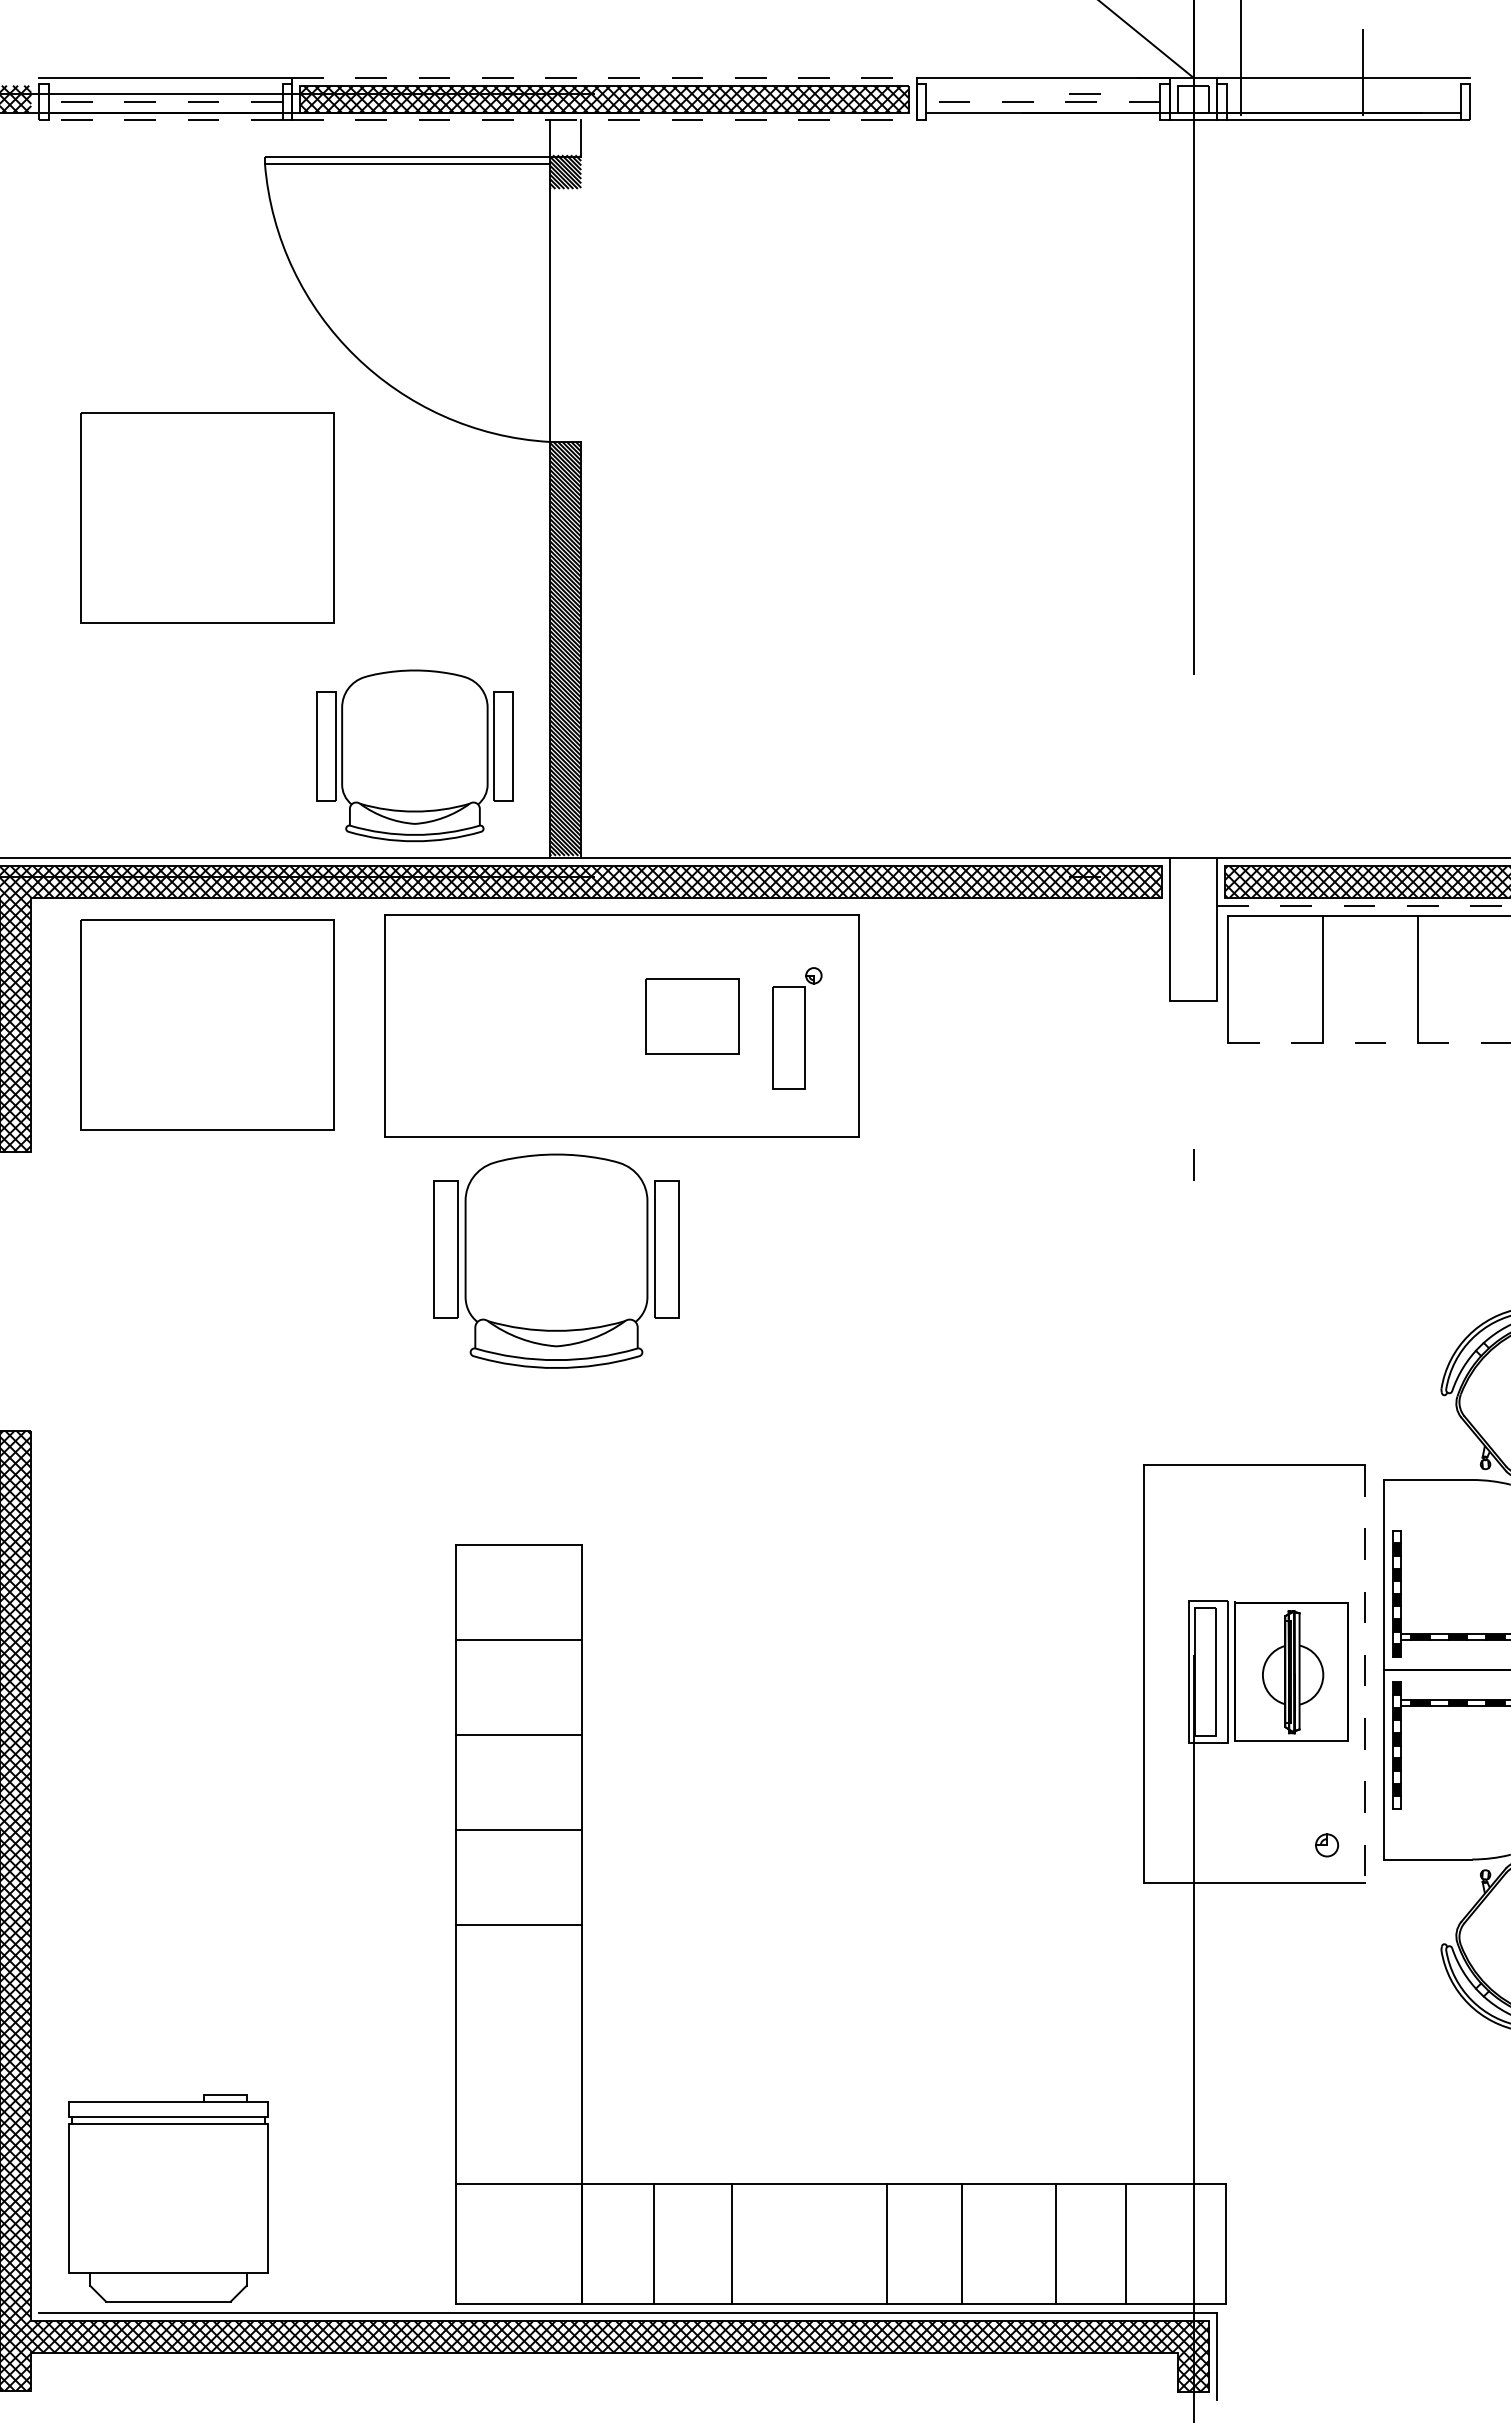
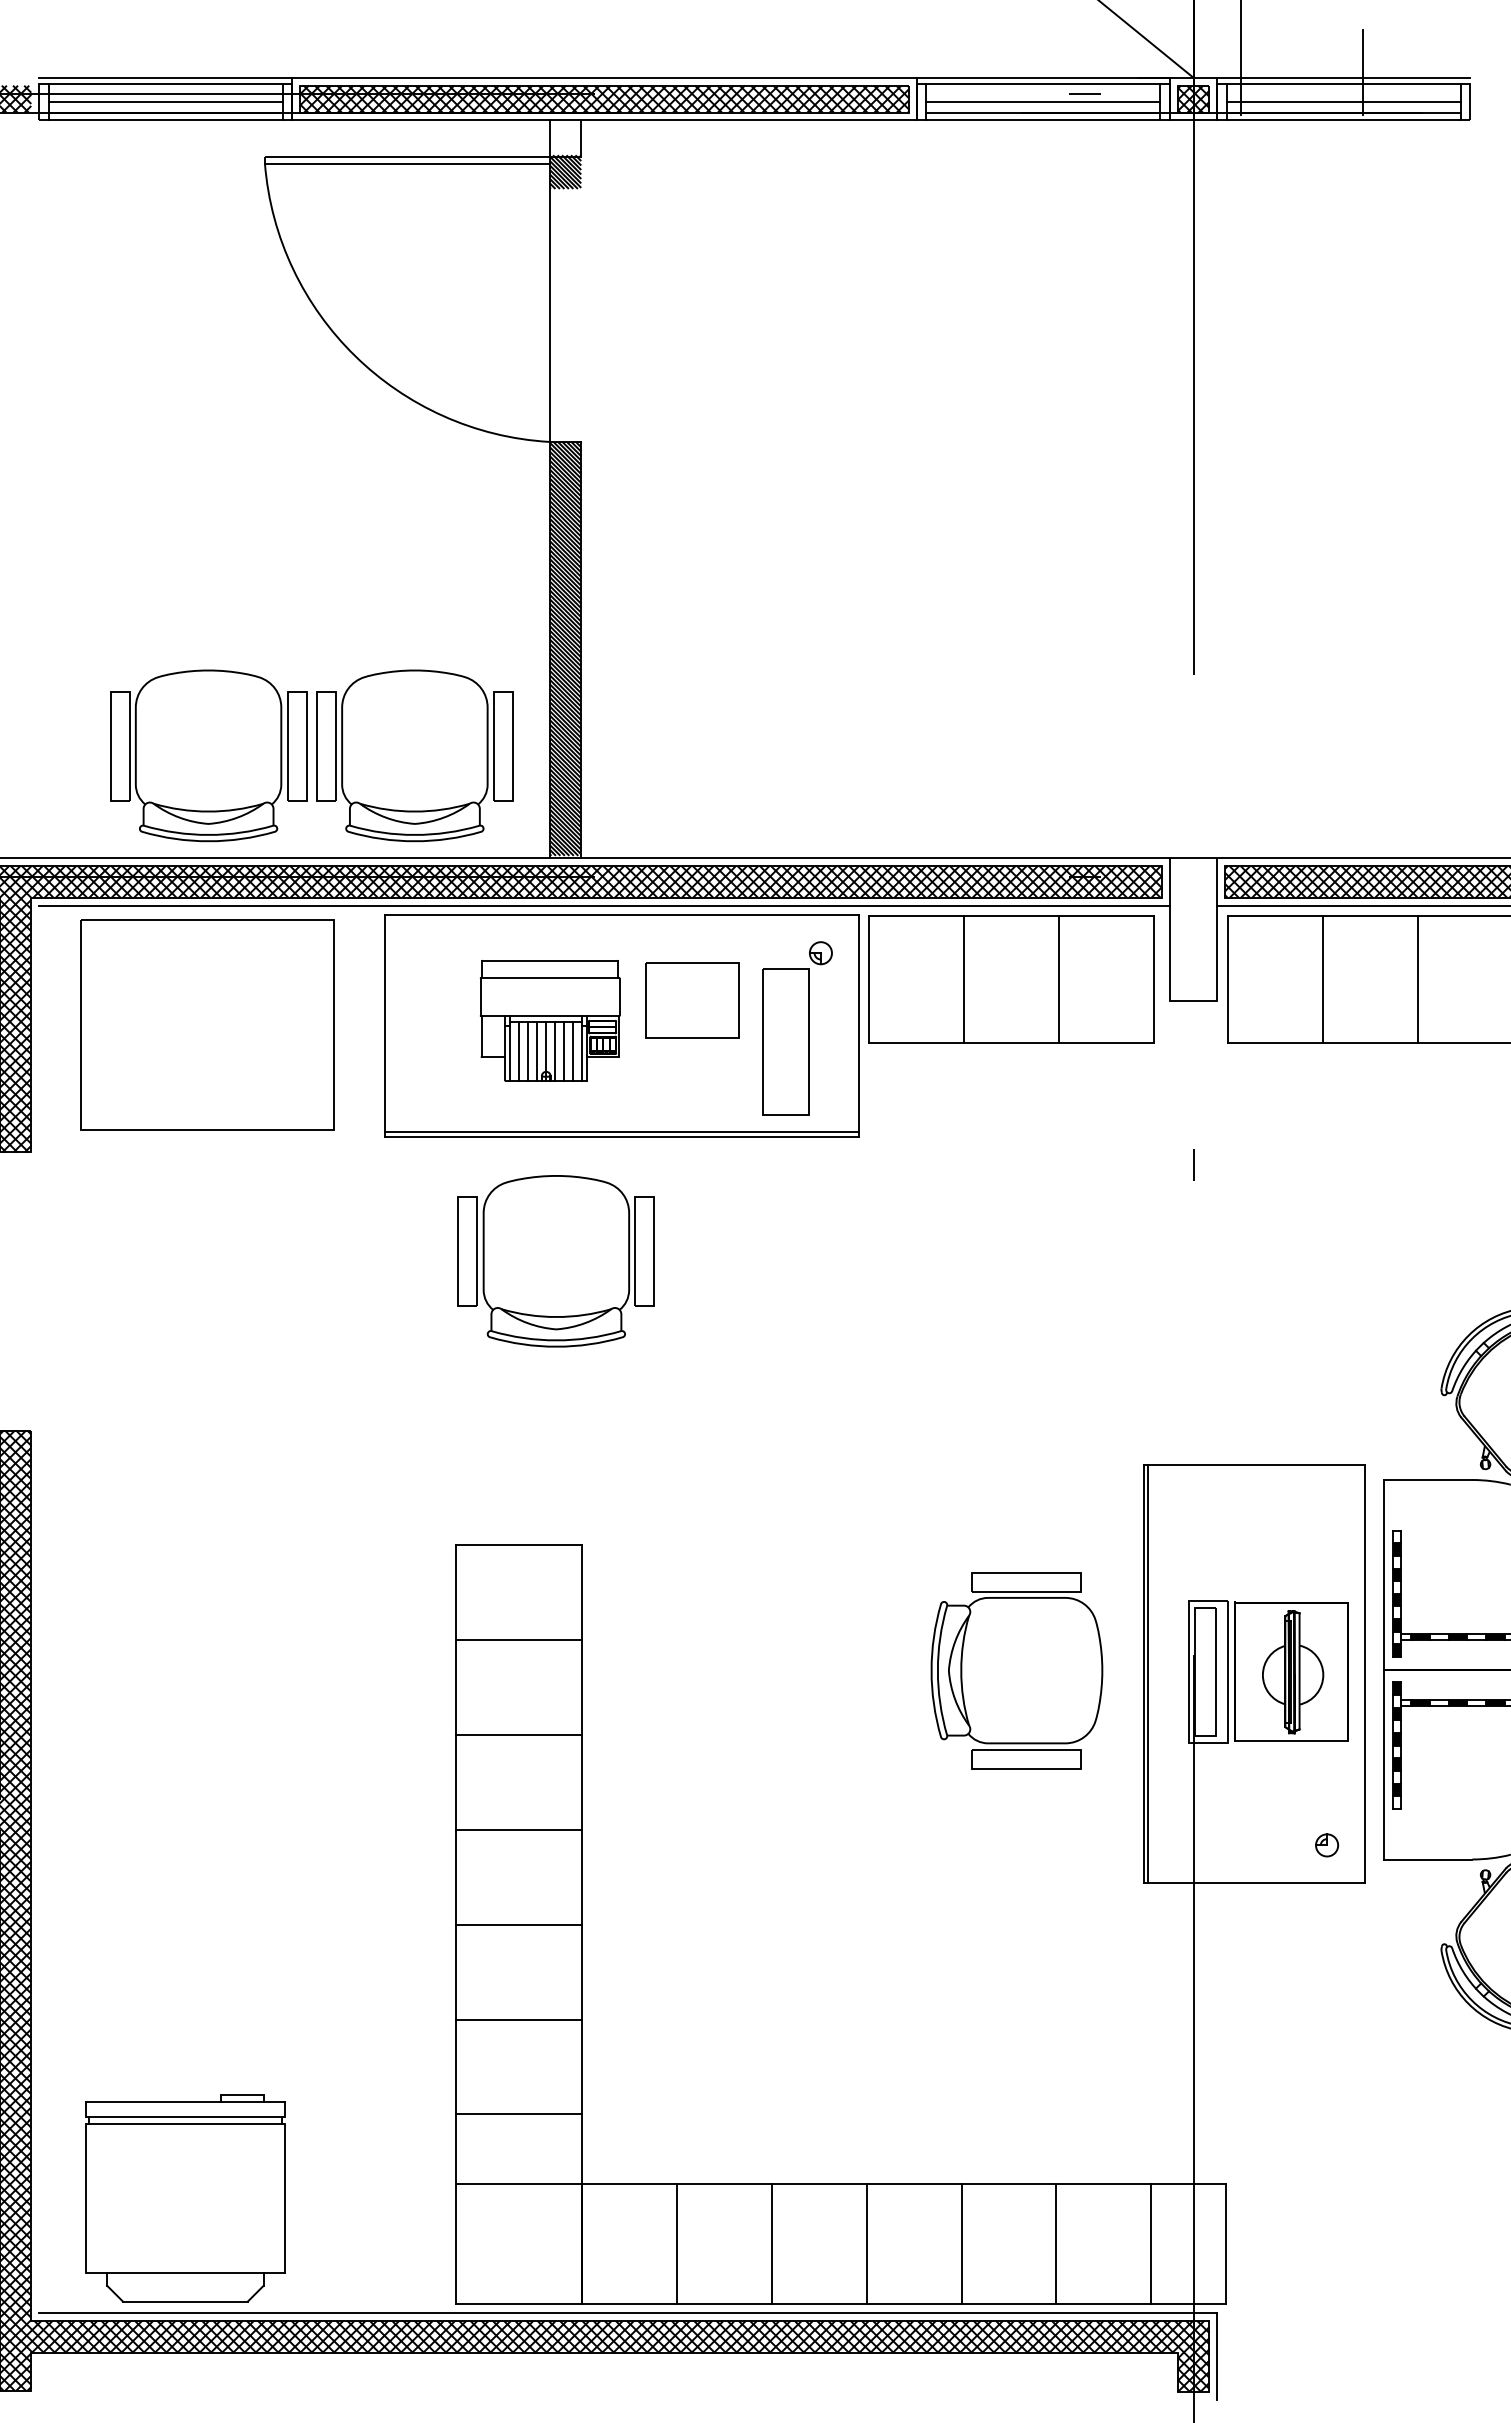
line: dashed -> solid (604, 77)
line: none -> present (165, 84)
line: none -> present (1043, 84)
line: none -> present (1343, 84)
hatch: none -> present (1193, 98)
line: dashed -> solid (165, 102)
line: dashed -> solid (1043, 102)
line: none -> present (1343, 102)
line: dashed -> solid (165, 120)
line: dashed -> solid (604, 120)
line: none -> present (1043, 120)
part: present -> none (207, 517)
part: none -> present (208, 755)
line: none -> present (604, 905)
line: dashed -> solid (1364, 905)
part: none -> present (1011, 979)
part position: (692, 1016) -> (692, 1000) (692, 1000)
part: none -> present (549, 1020)
part size: 51x123 px -> 71x175 px (797, 1028)
line: dashed -> solid (1369, 1042)
line: none -> present (621, 1131)
part size: 247x216 px -> 198x173 px (555, 1261)
part: none -> present (1016, 1670)
line: none -> present (1148, 1674)
line: dashed -> solid (1365, 1674)
line: none -> present (518, 2019)
line: none -> present (518, 2114)
part position: (168, 2198) -> (185, 2198) (185, 2198)
line position: (653, 2244) -> (676, 2244) (676, 2244)
line position: (731, 2244) -> (771, 2244) (771, 2244)
line position: (886, 2244) -> (866, 2244) (866, 2244)
line position: (1126, 2244) -> (1151, 2244) (1151, 2244)
